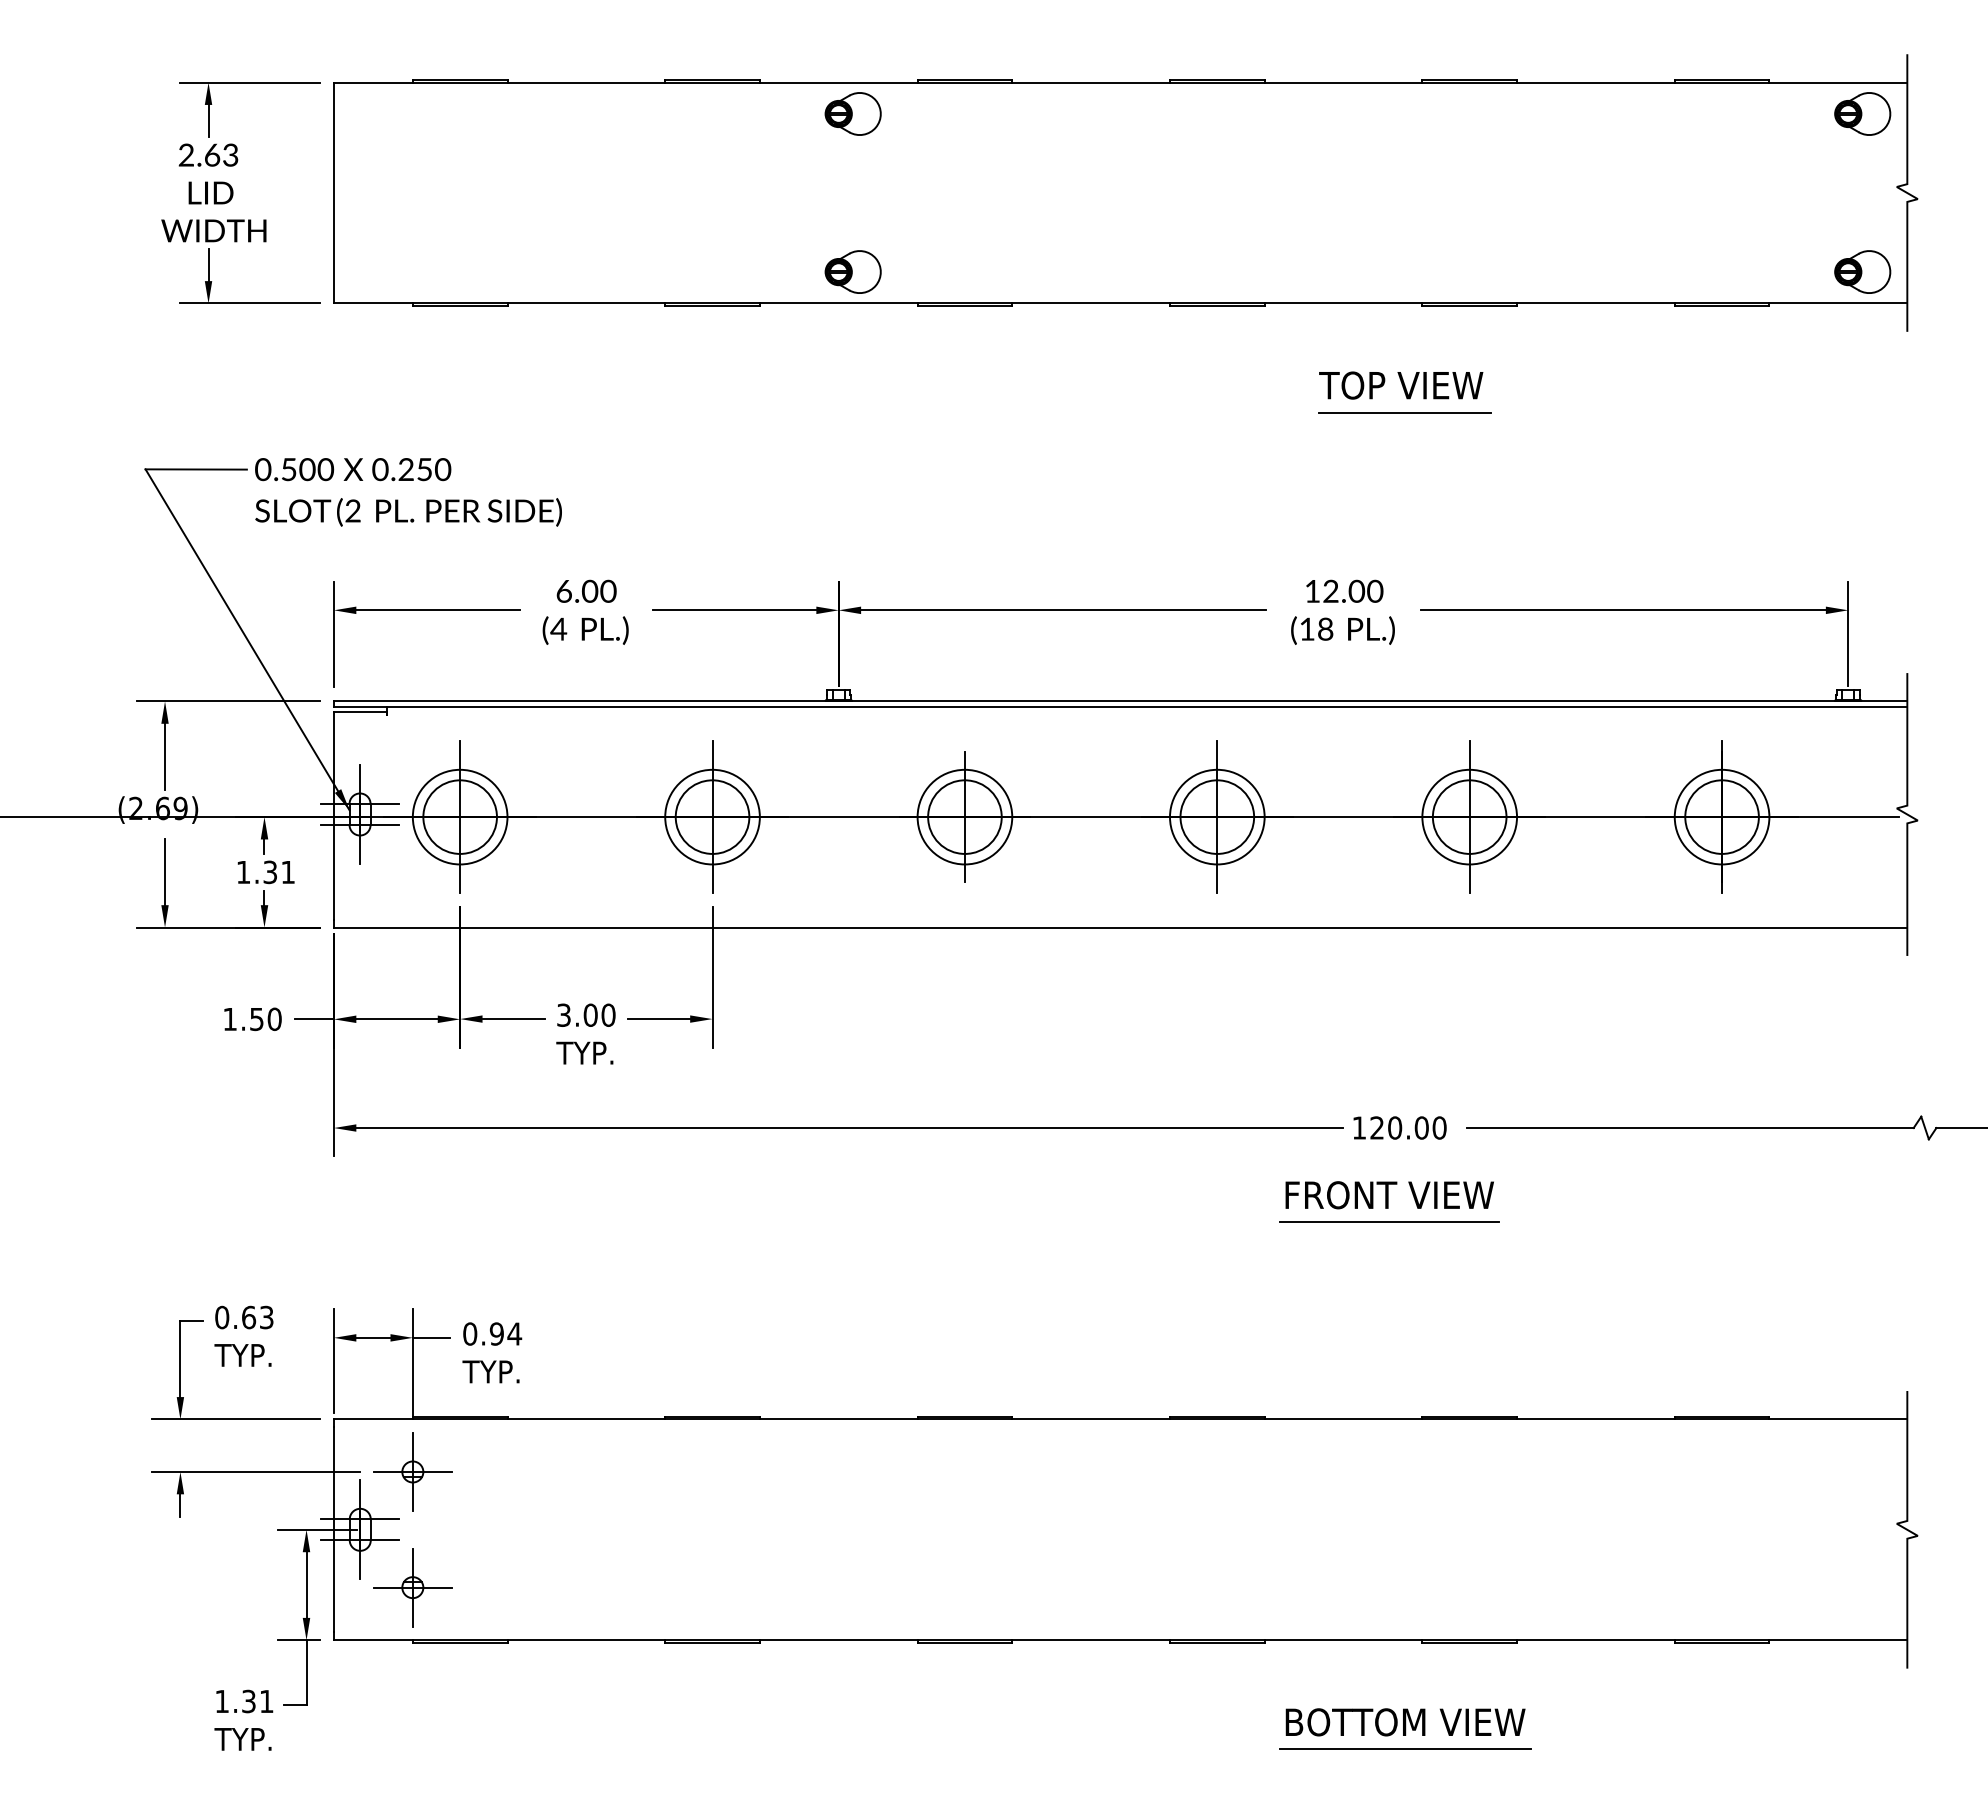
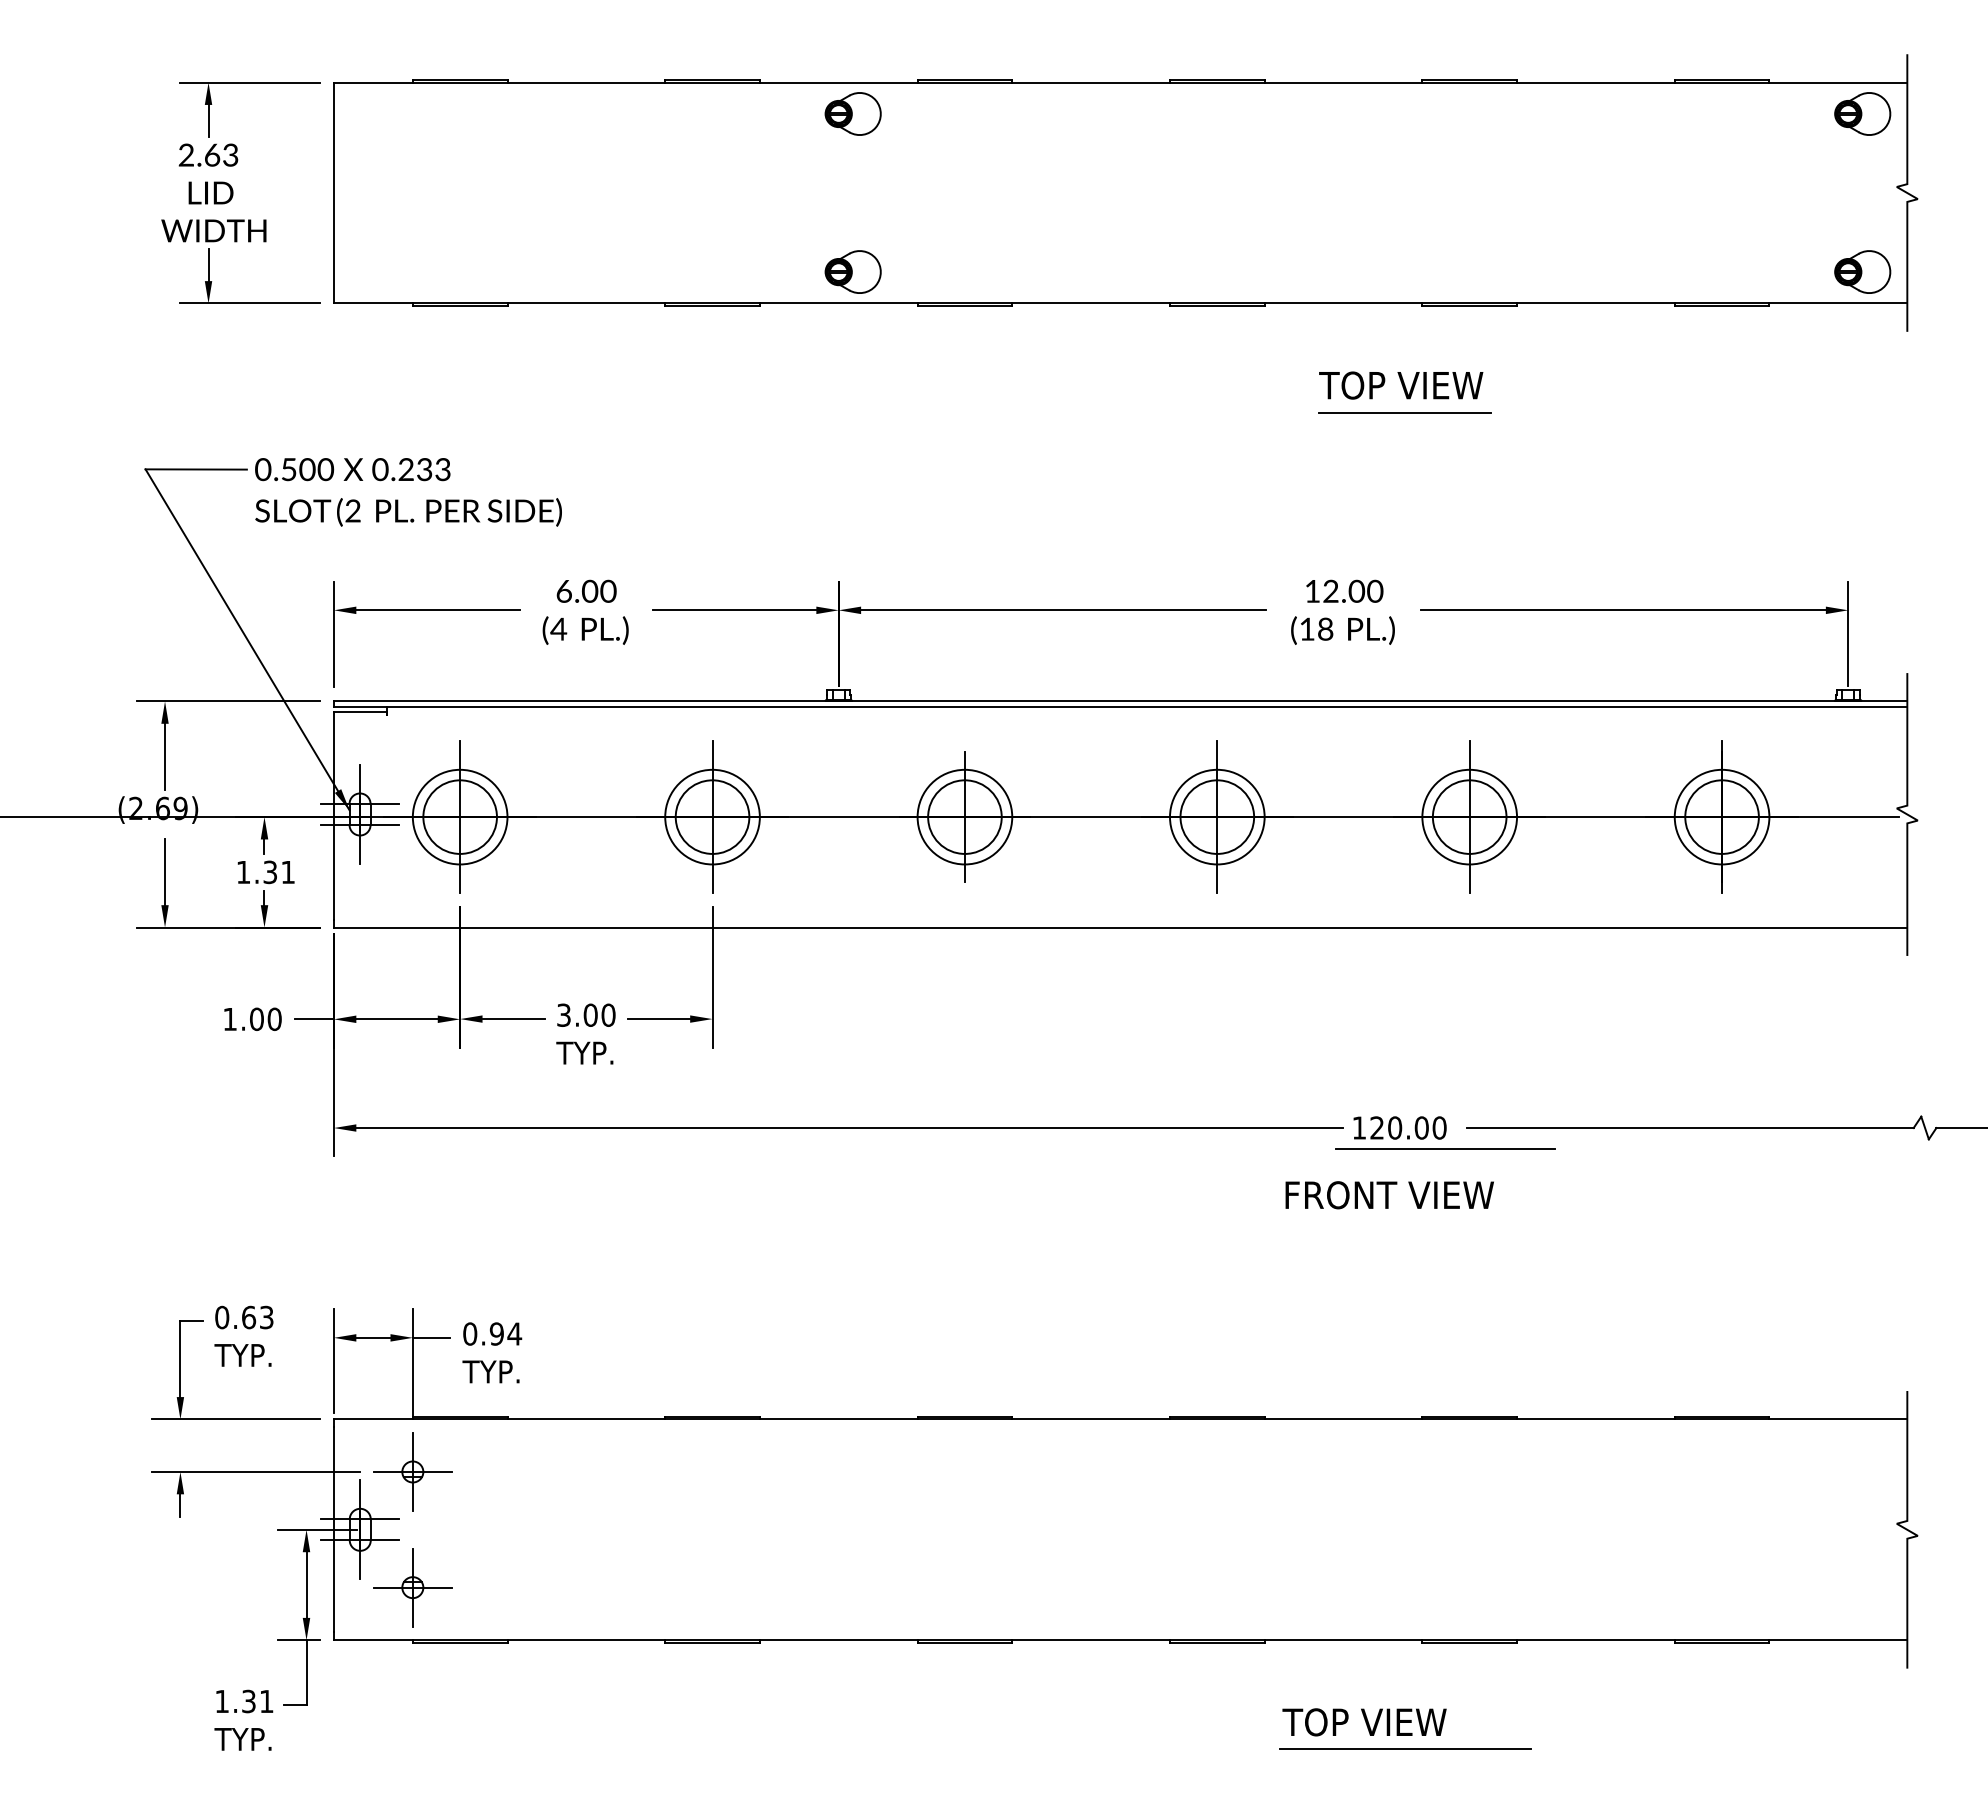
text: 0.250 -> 0.233 (434, 469)
text: 1.50 -> 1.00 (256, 1019)
line position: (1389, 1221) -> (1445, 1148) (1445, 1148)
text: BOTTOM VIEW -> TOP VIEW (1403, 1722)
